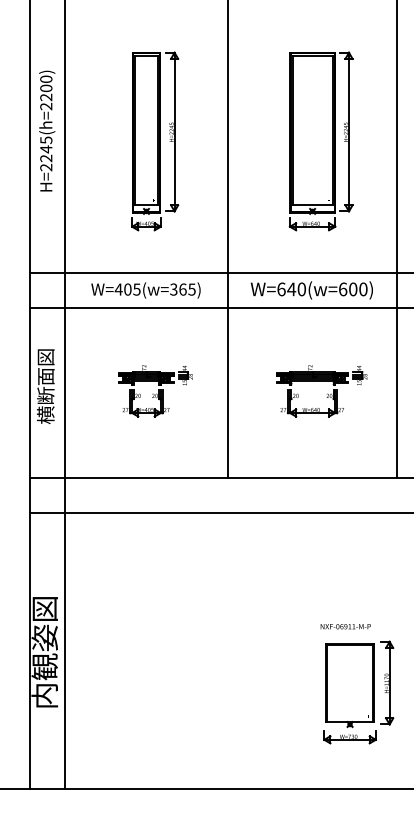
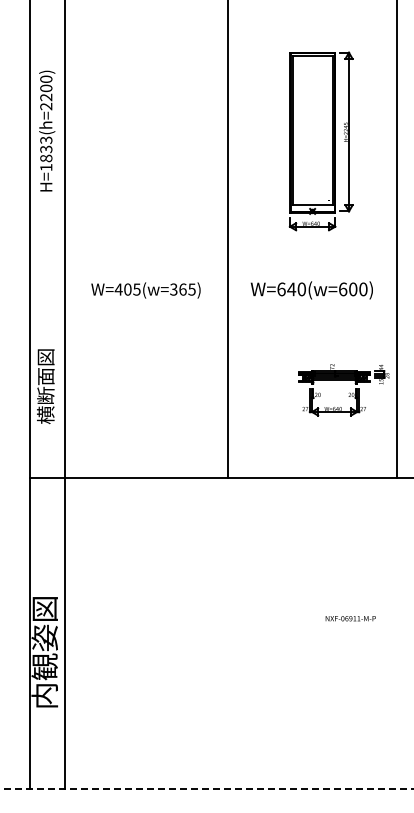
part: present -> none (155, 141)
text: H=2245(h=2200) -> H=1833(h=2200) (46, 153)
line: present -> none (219, 272)
line: present -> none (219, 307)
part: present -> none (155, 391)
part position: (321, 391) -> (343, 390) (343, 390)
line: present -> none (219, 512)
text position: (345, 626) -> (350, 618) (350, 618)
part: present -> none (358, 692)
line: solid -> dashed (207, 788)
